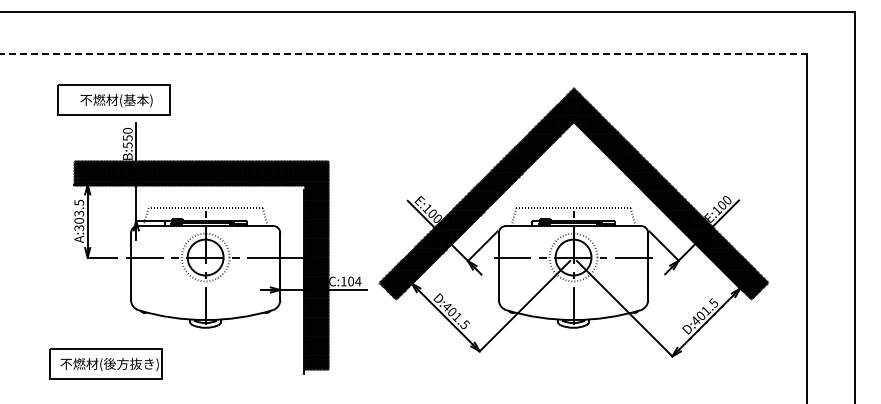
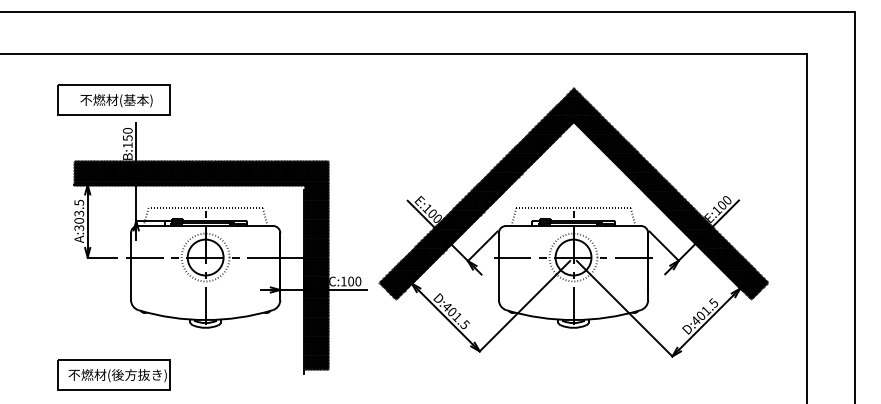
line: dashed -> solid (404, 53)
text: B:550 -> B:150 (127, 145)
text: C:104 -> C:100 (358, 281)
part position: (105, 363) -> (113, 374) (113, 374)
